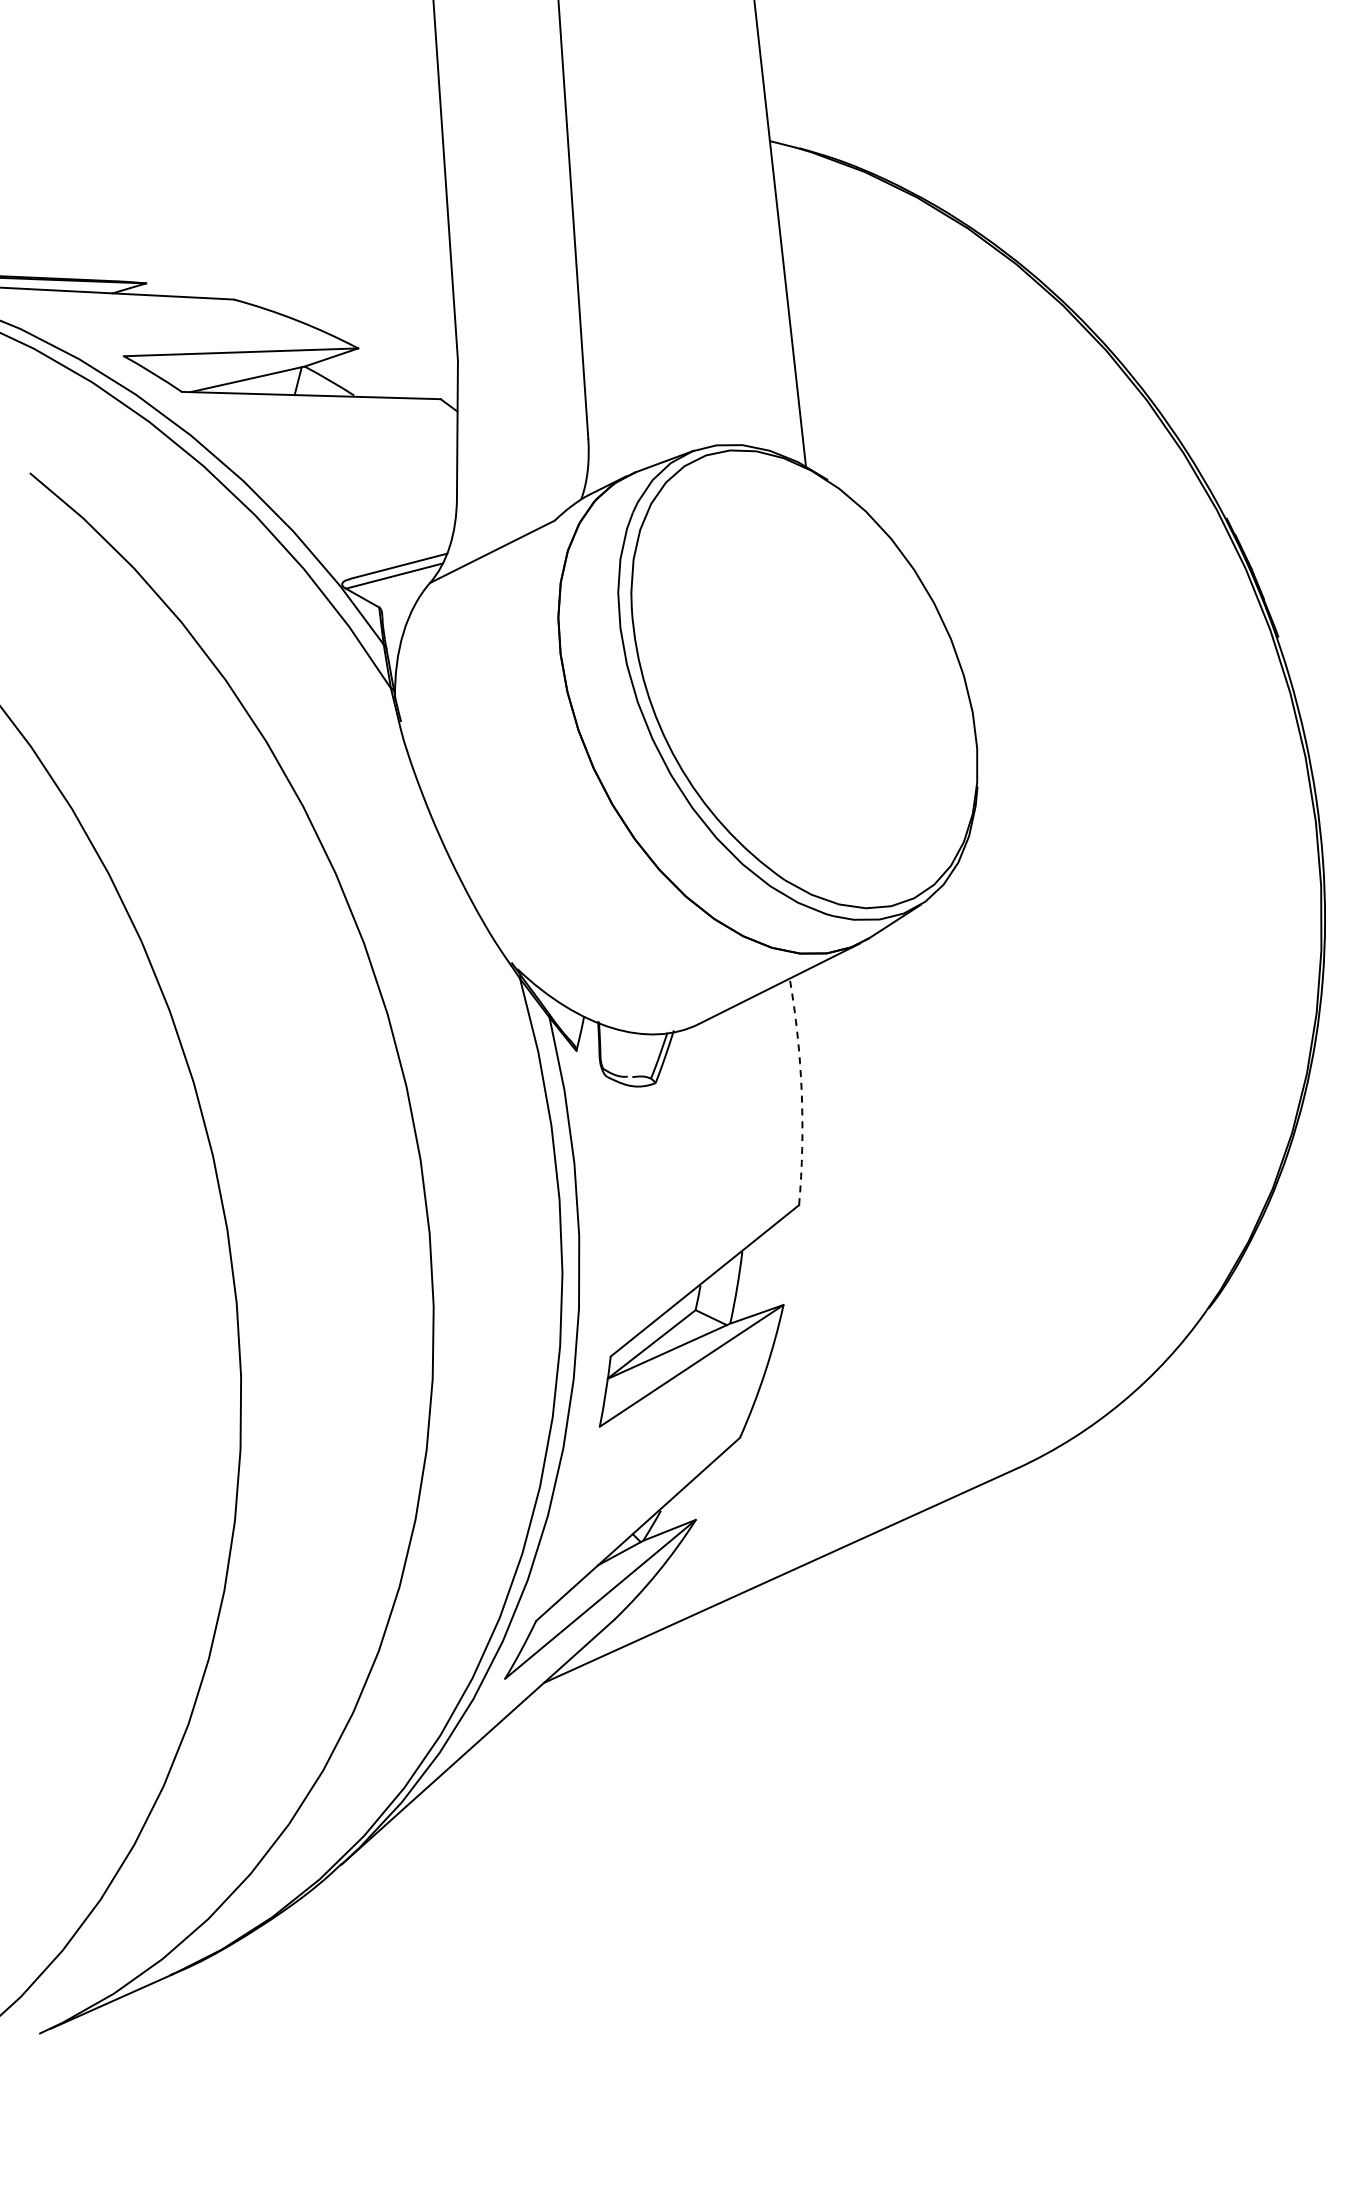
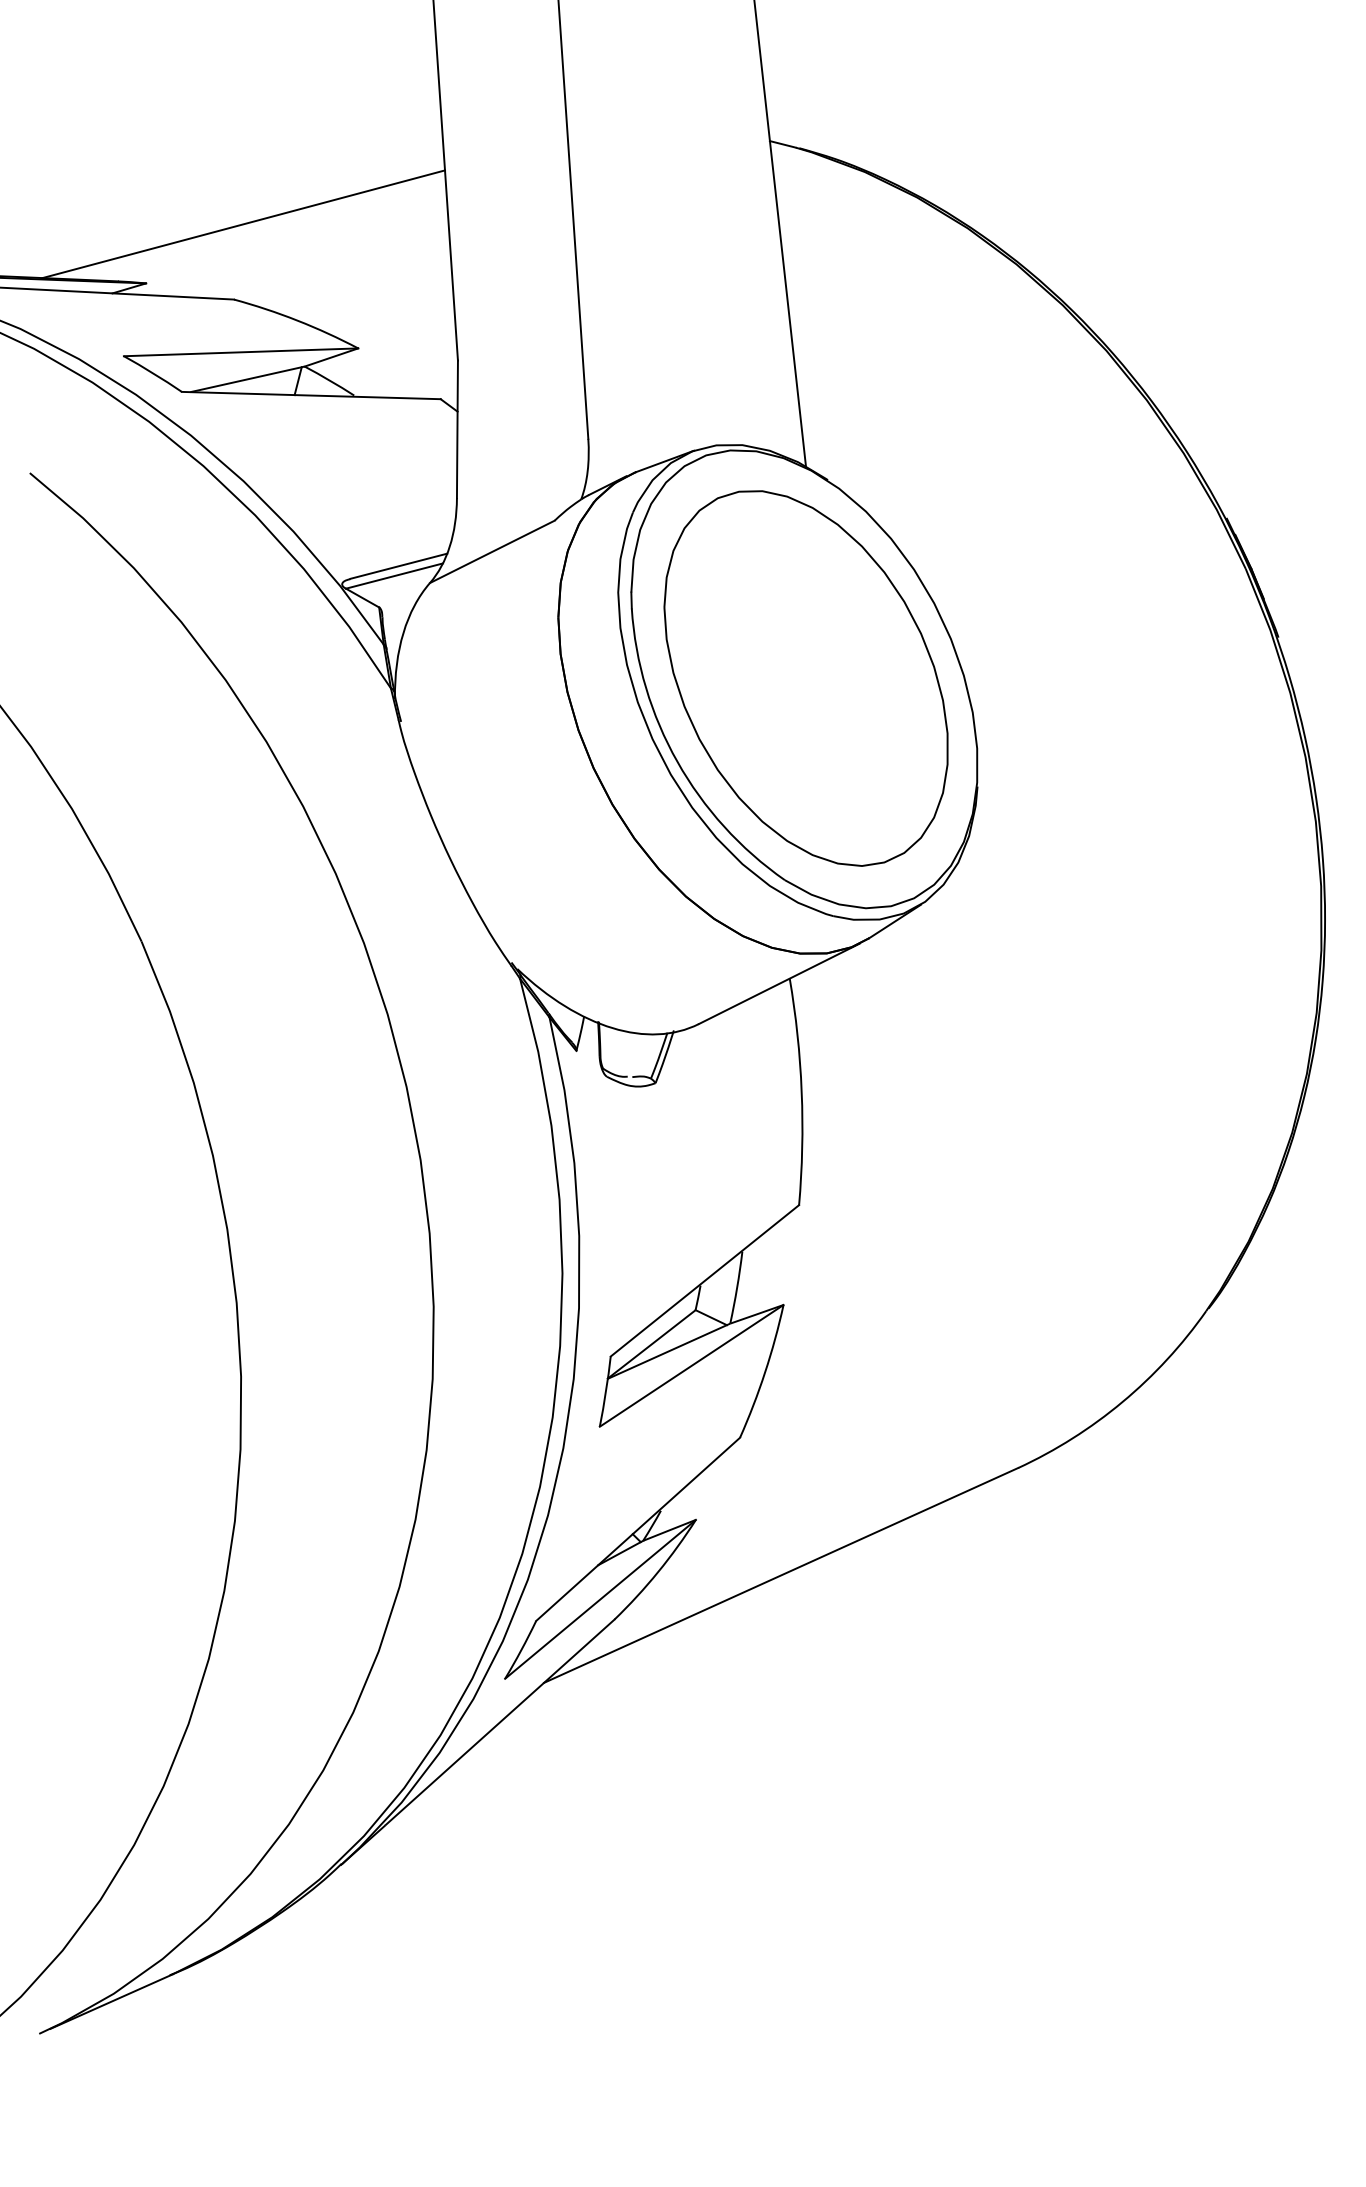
line: none -> present (243, 224)
part: none -> present (805, 678)
arc: dashed -> solid (801, 1091)
